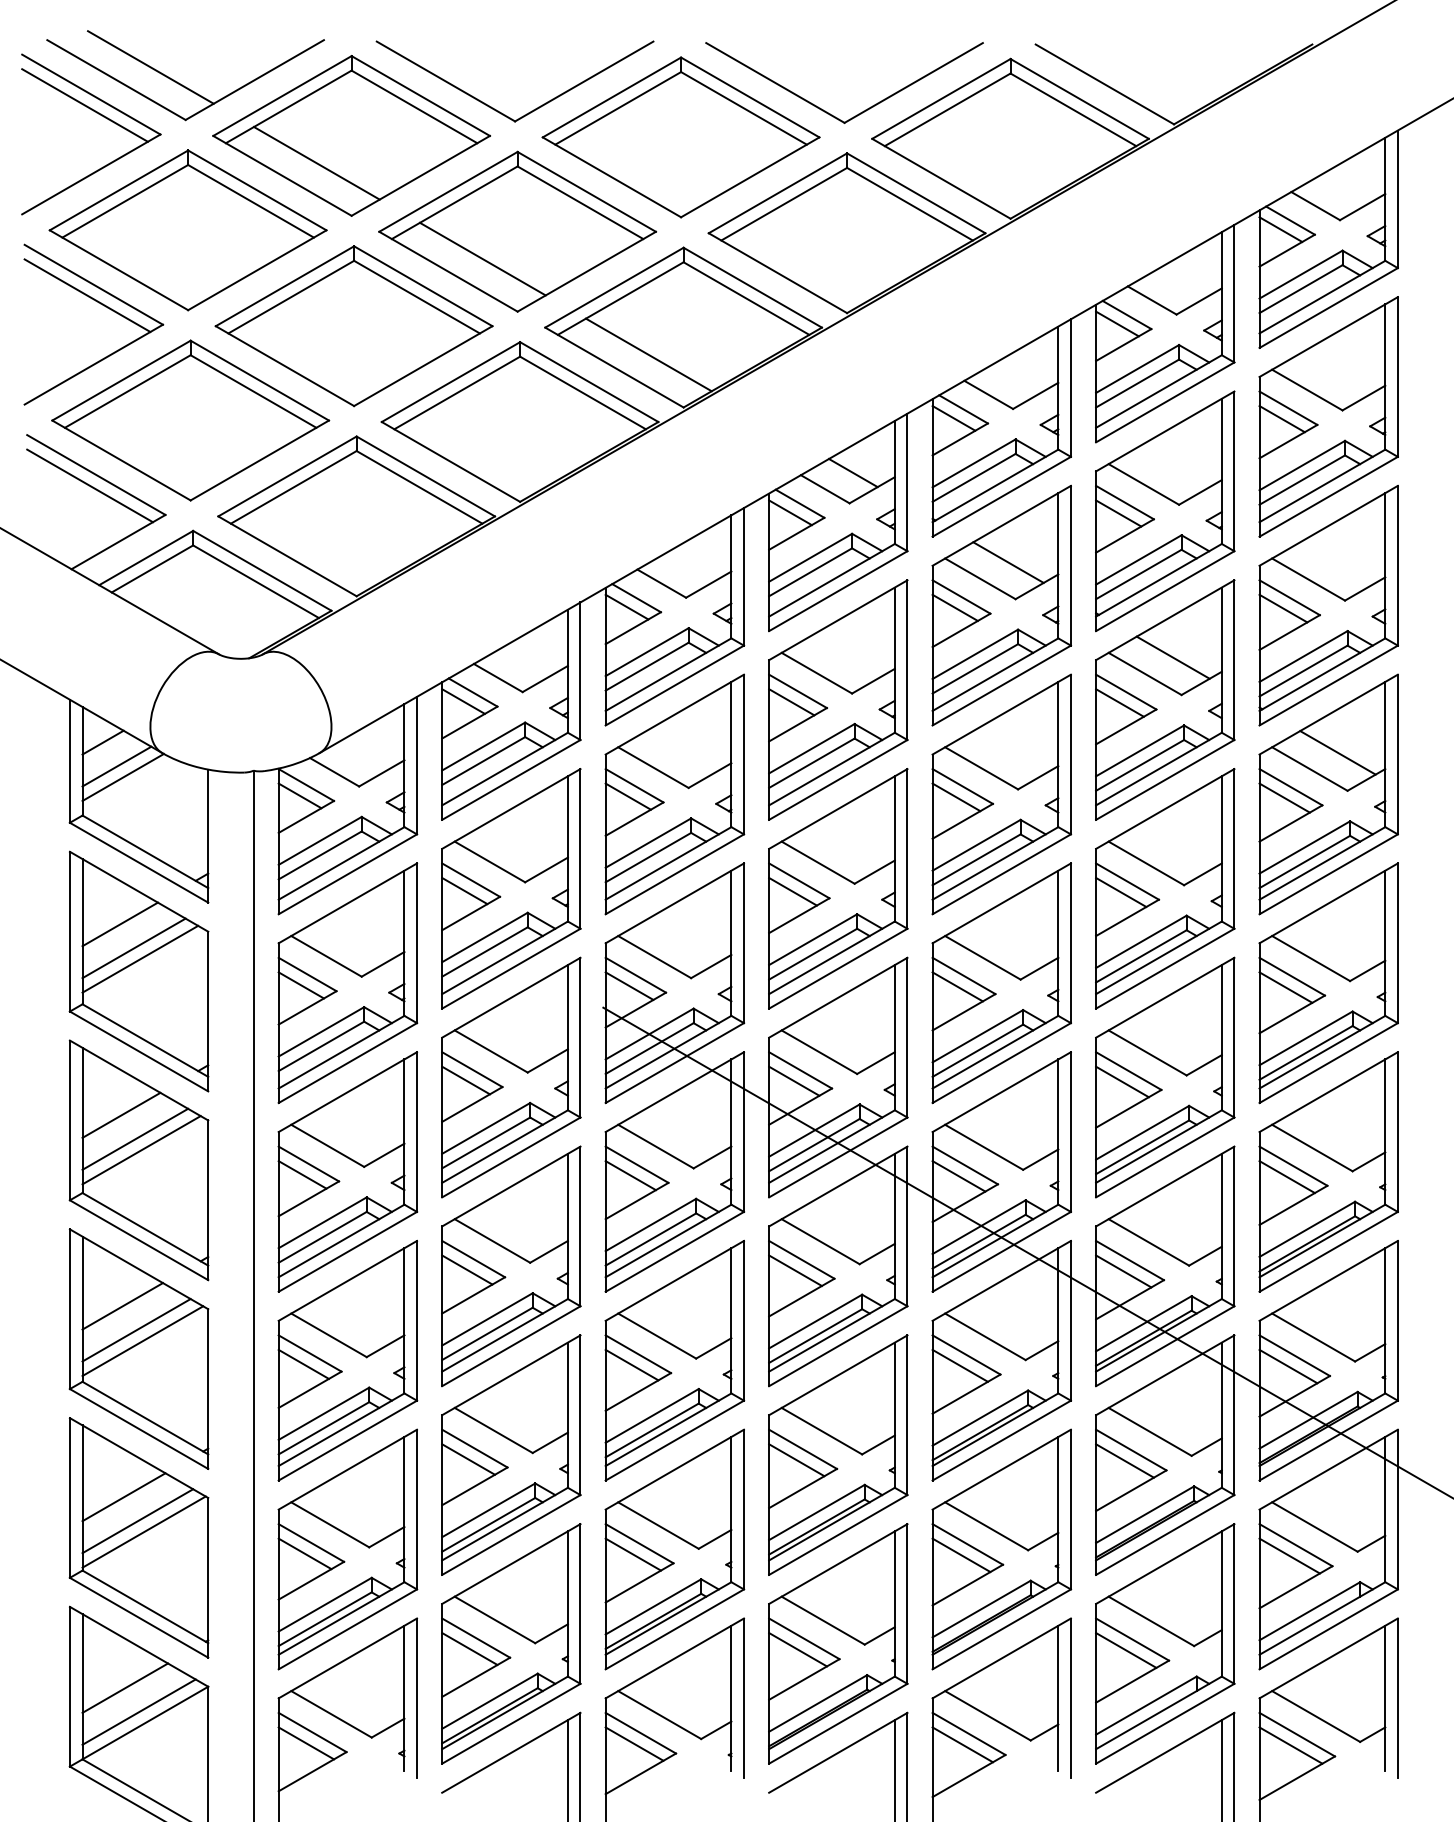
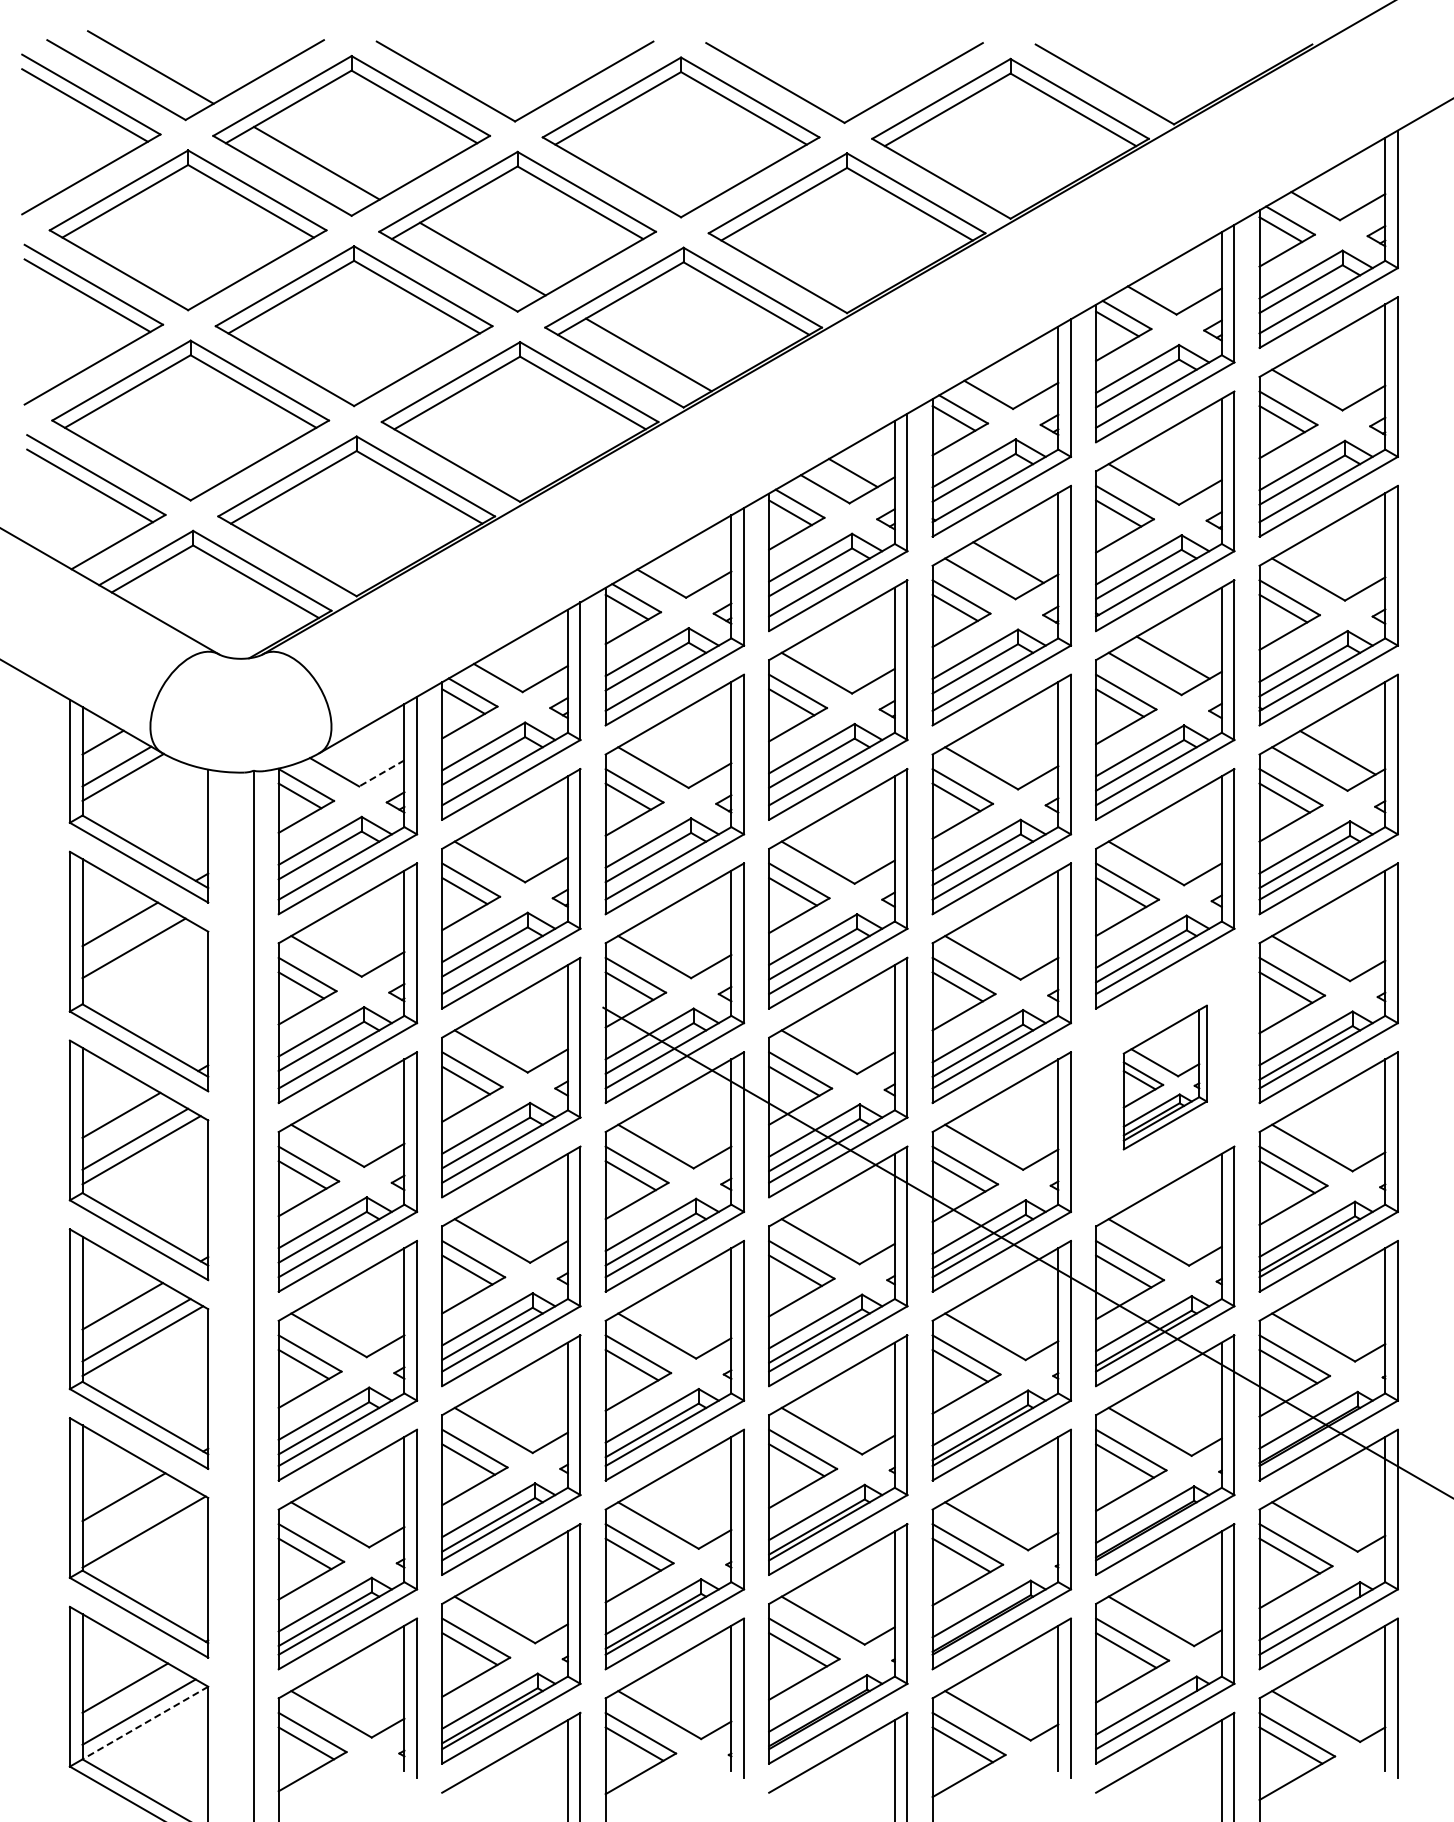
line: solid -> dashed (381, 773)
line: present -> none (140, 958)
part size: 141x243 px -> 86x147 px (1164, 1077)
line: present -> none (137, 1521)
line: solid -> dashed (145, 1723)
